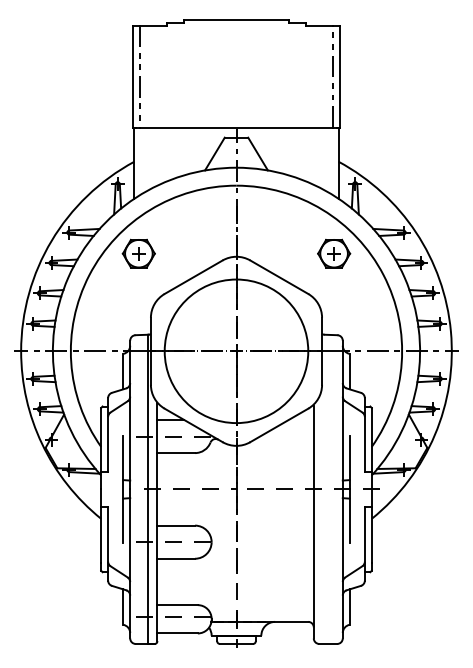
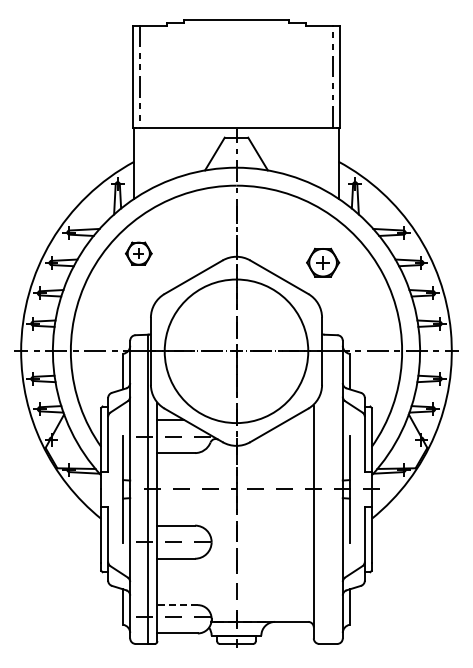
part size: 35x31 px -> 28x25 px (138, 253)
part position: (334, 253) -> (323, 262) (323, 262)
line: solid -> dashed (177, 605)
